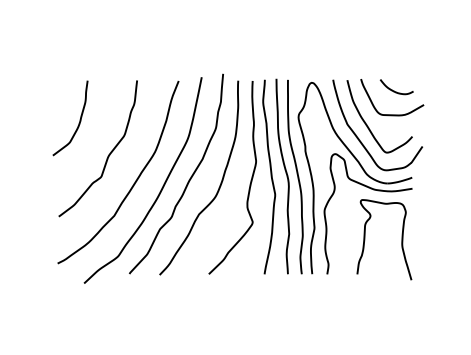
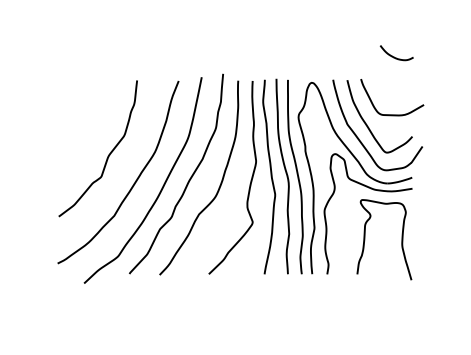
curve position: (394, 90) -> (394, 56) (394, 56)
curve: present -> none (79, 119)
